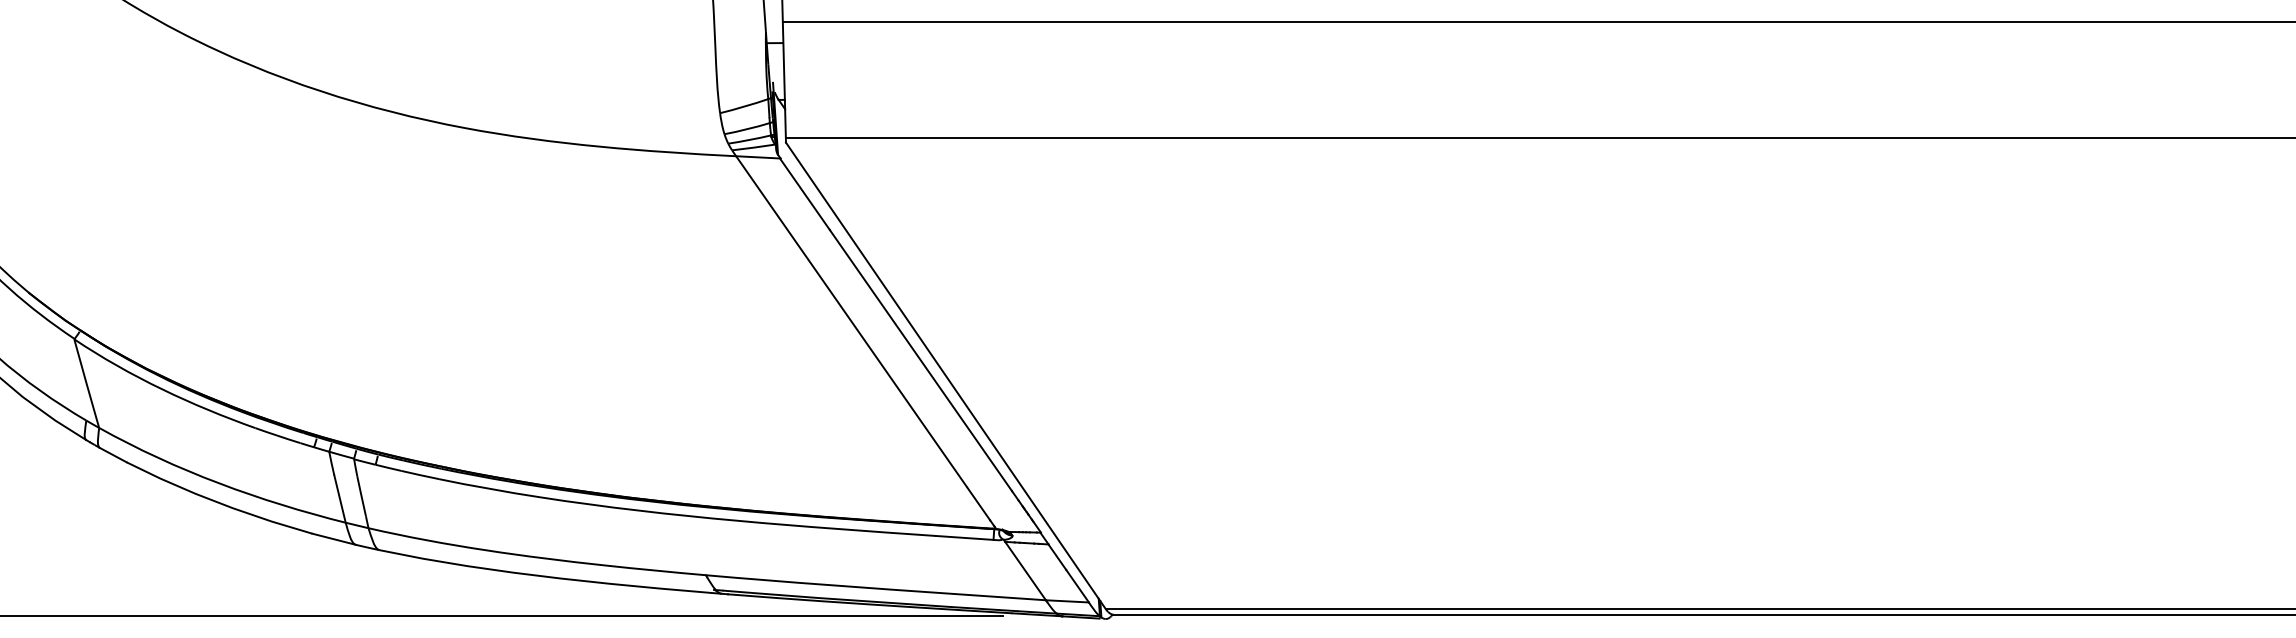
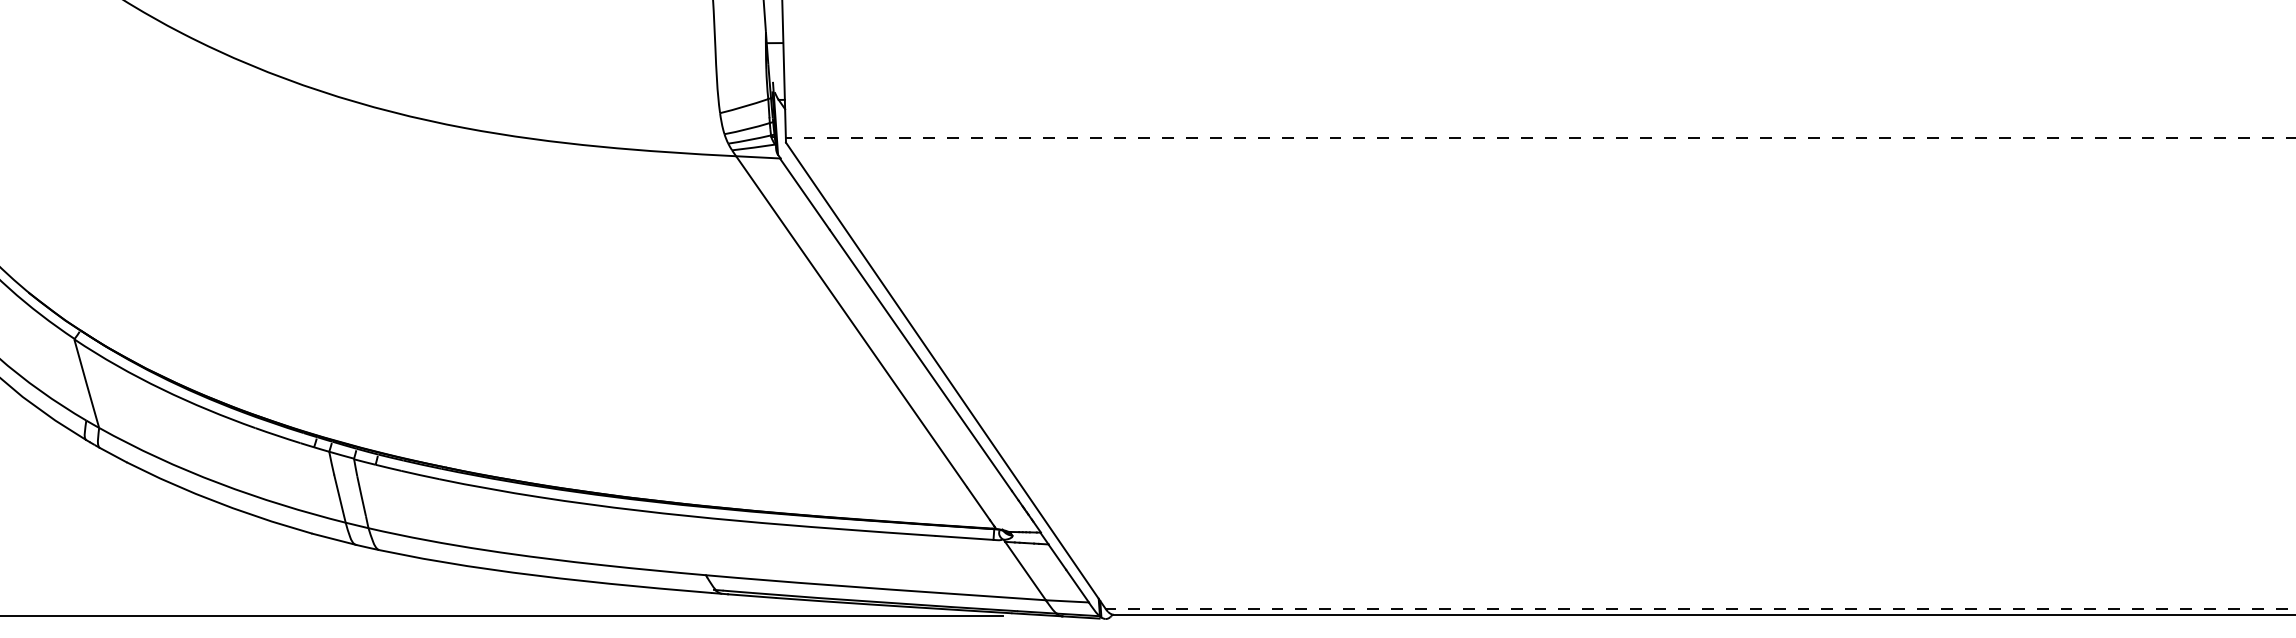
line: present -> none (1537, 22)
line: solid -> dashed (1540, 138)
line: solid -> dashed (1700, 608)
